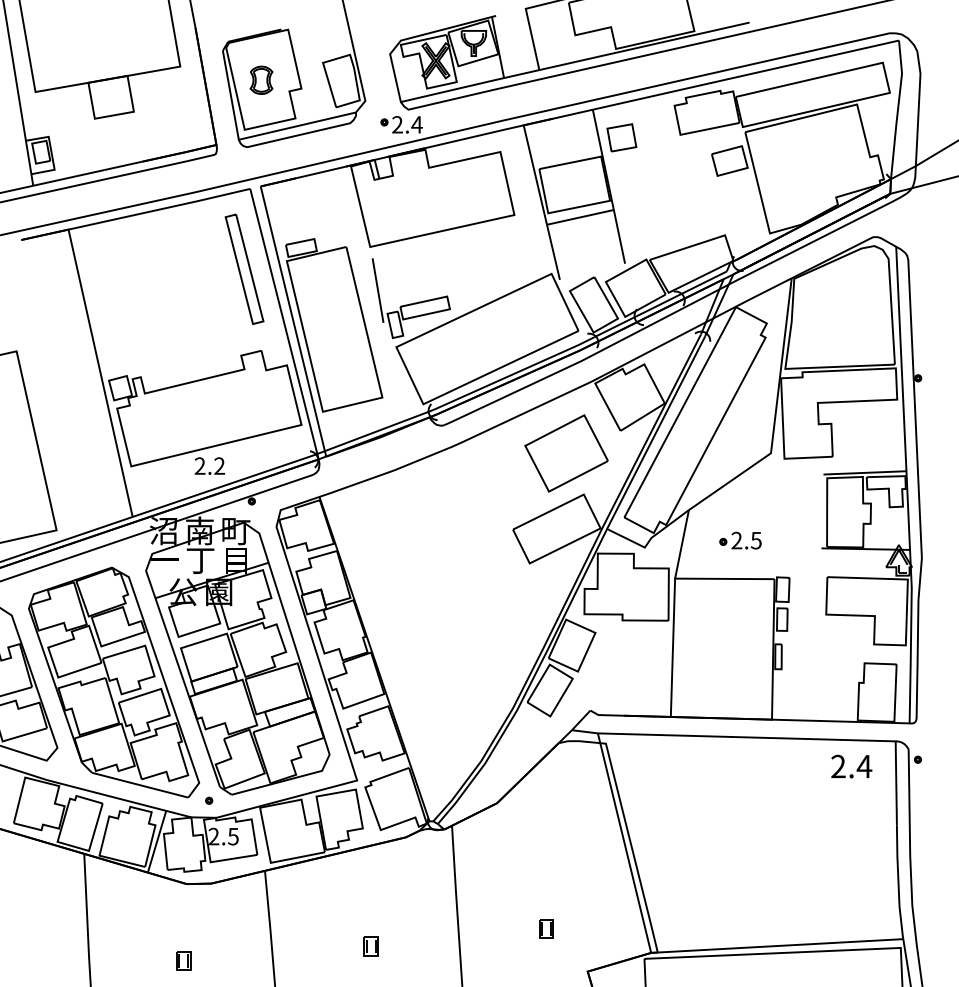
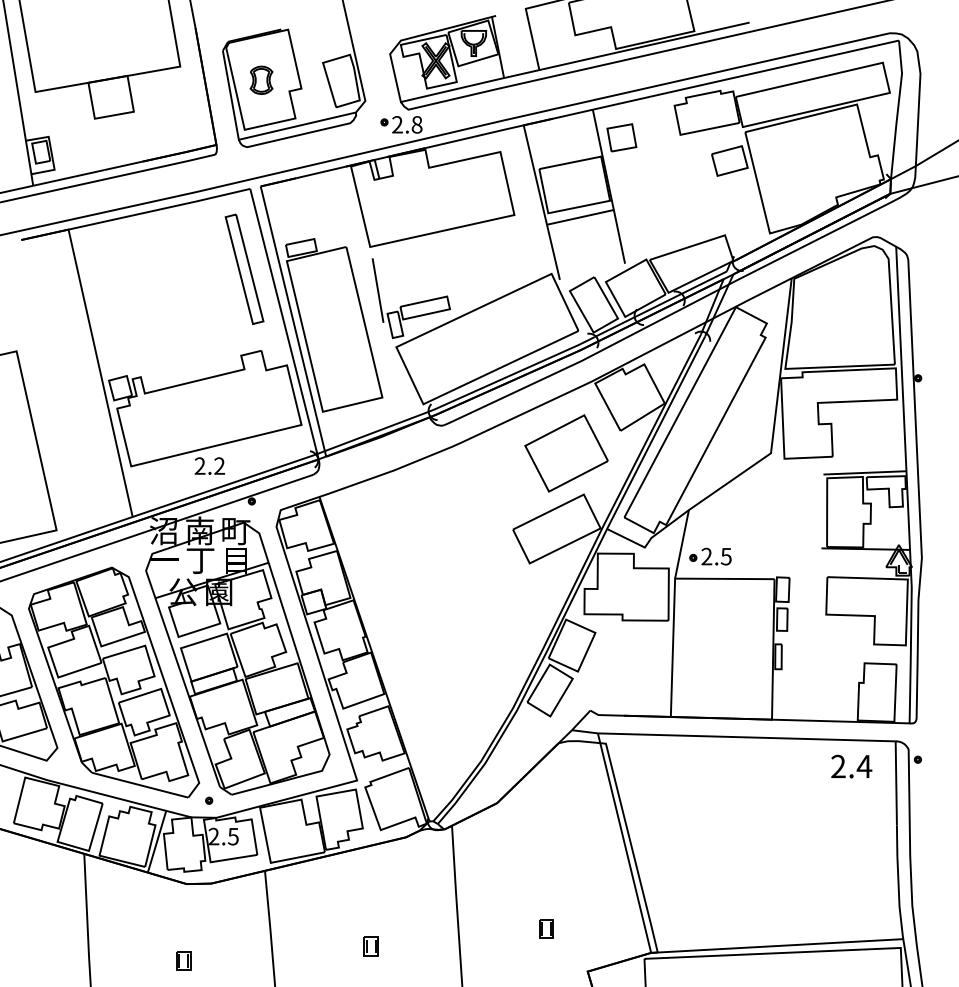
text: 2.4 -> 2.8 (416, 124)
part position: (740, 540) -> (710, 556) (710, 556)
